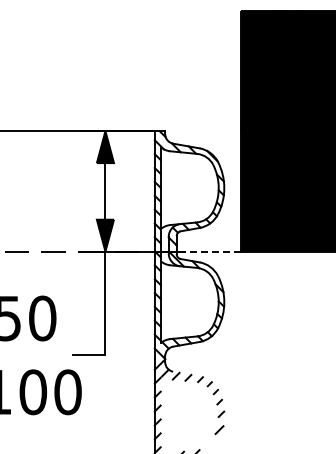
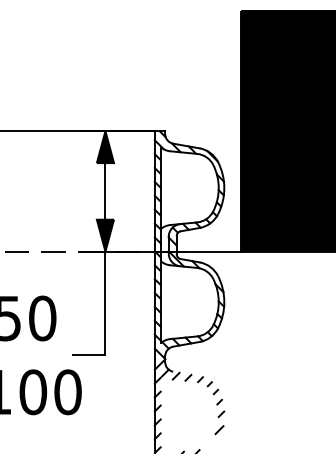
line: dashed -> solid (208, 251)
